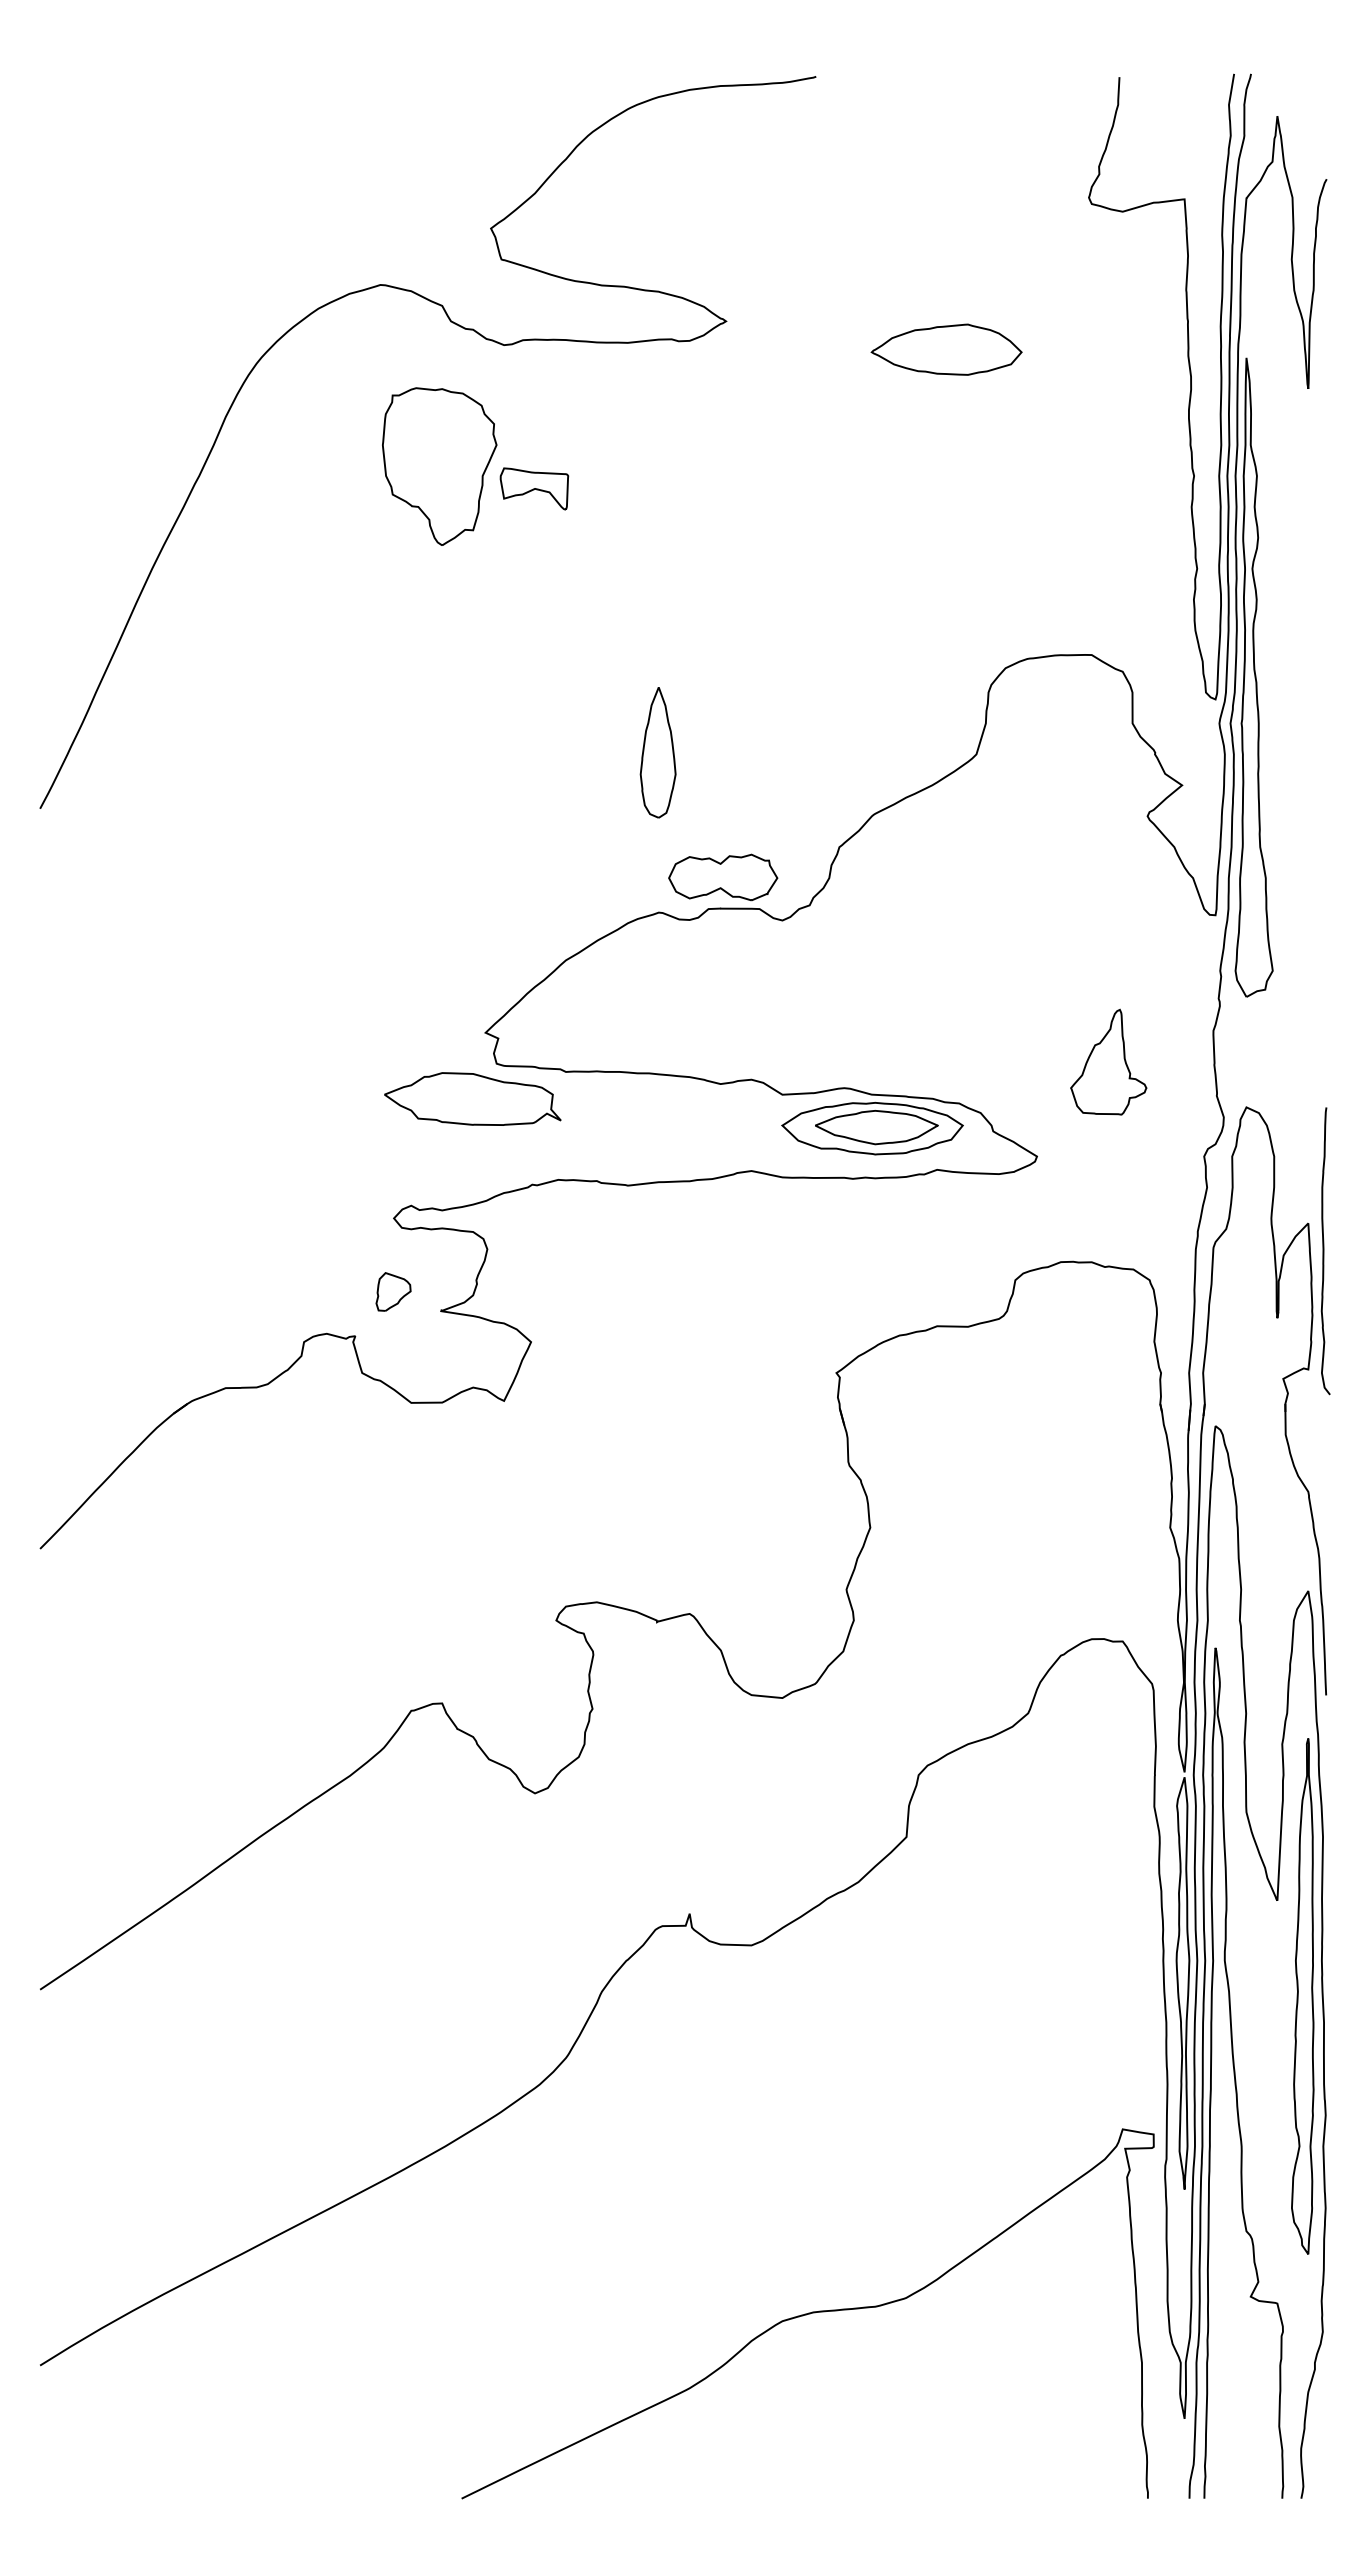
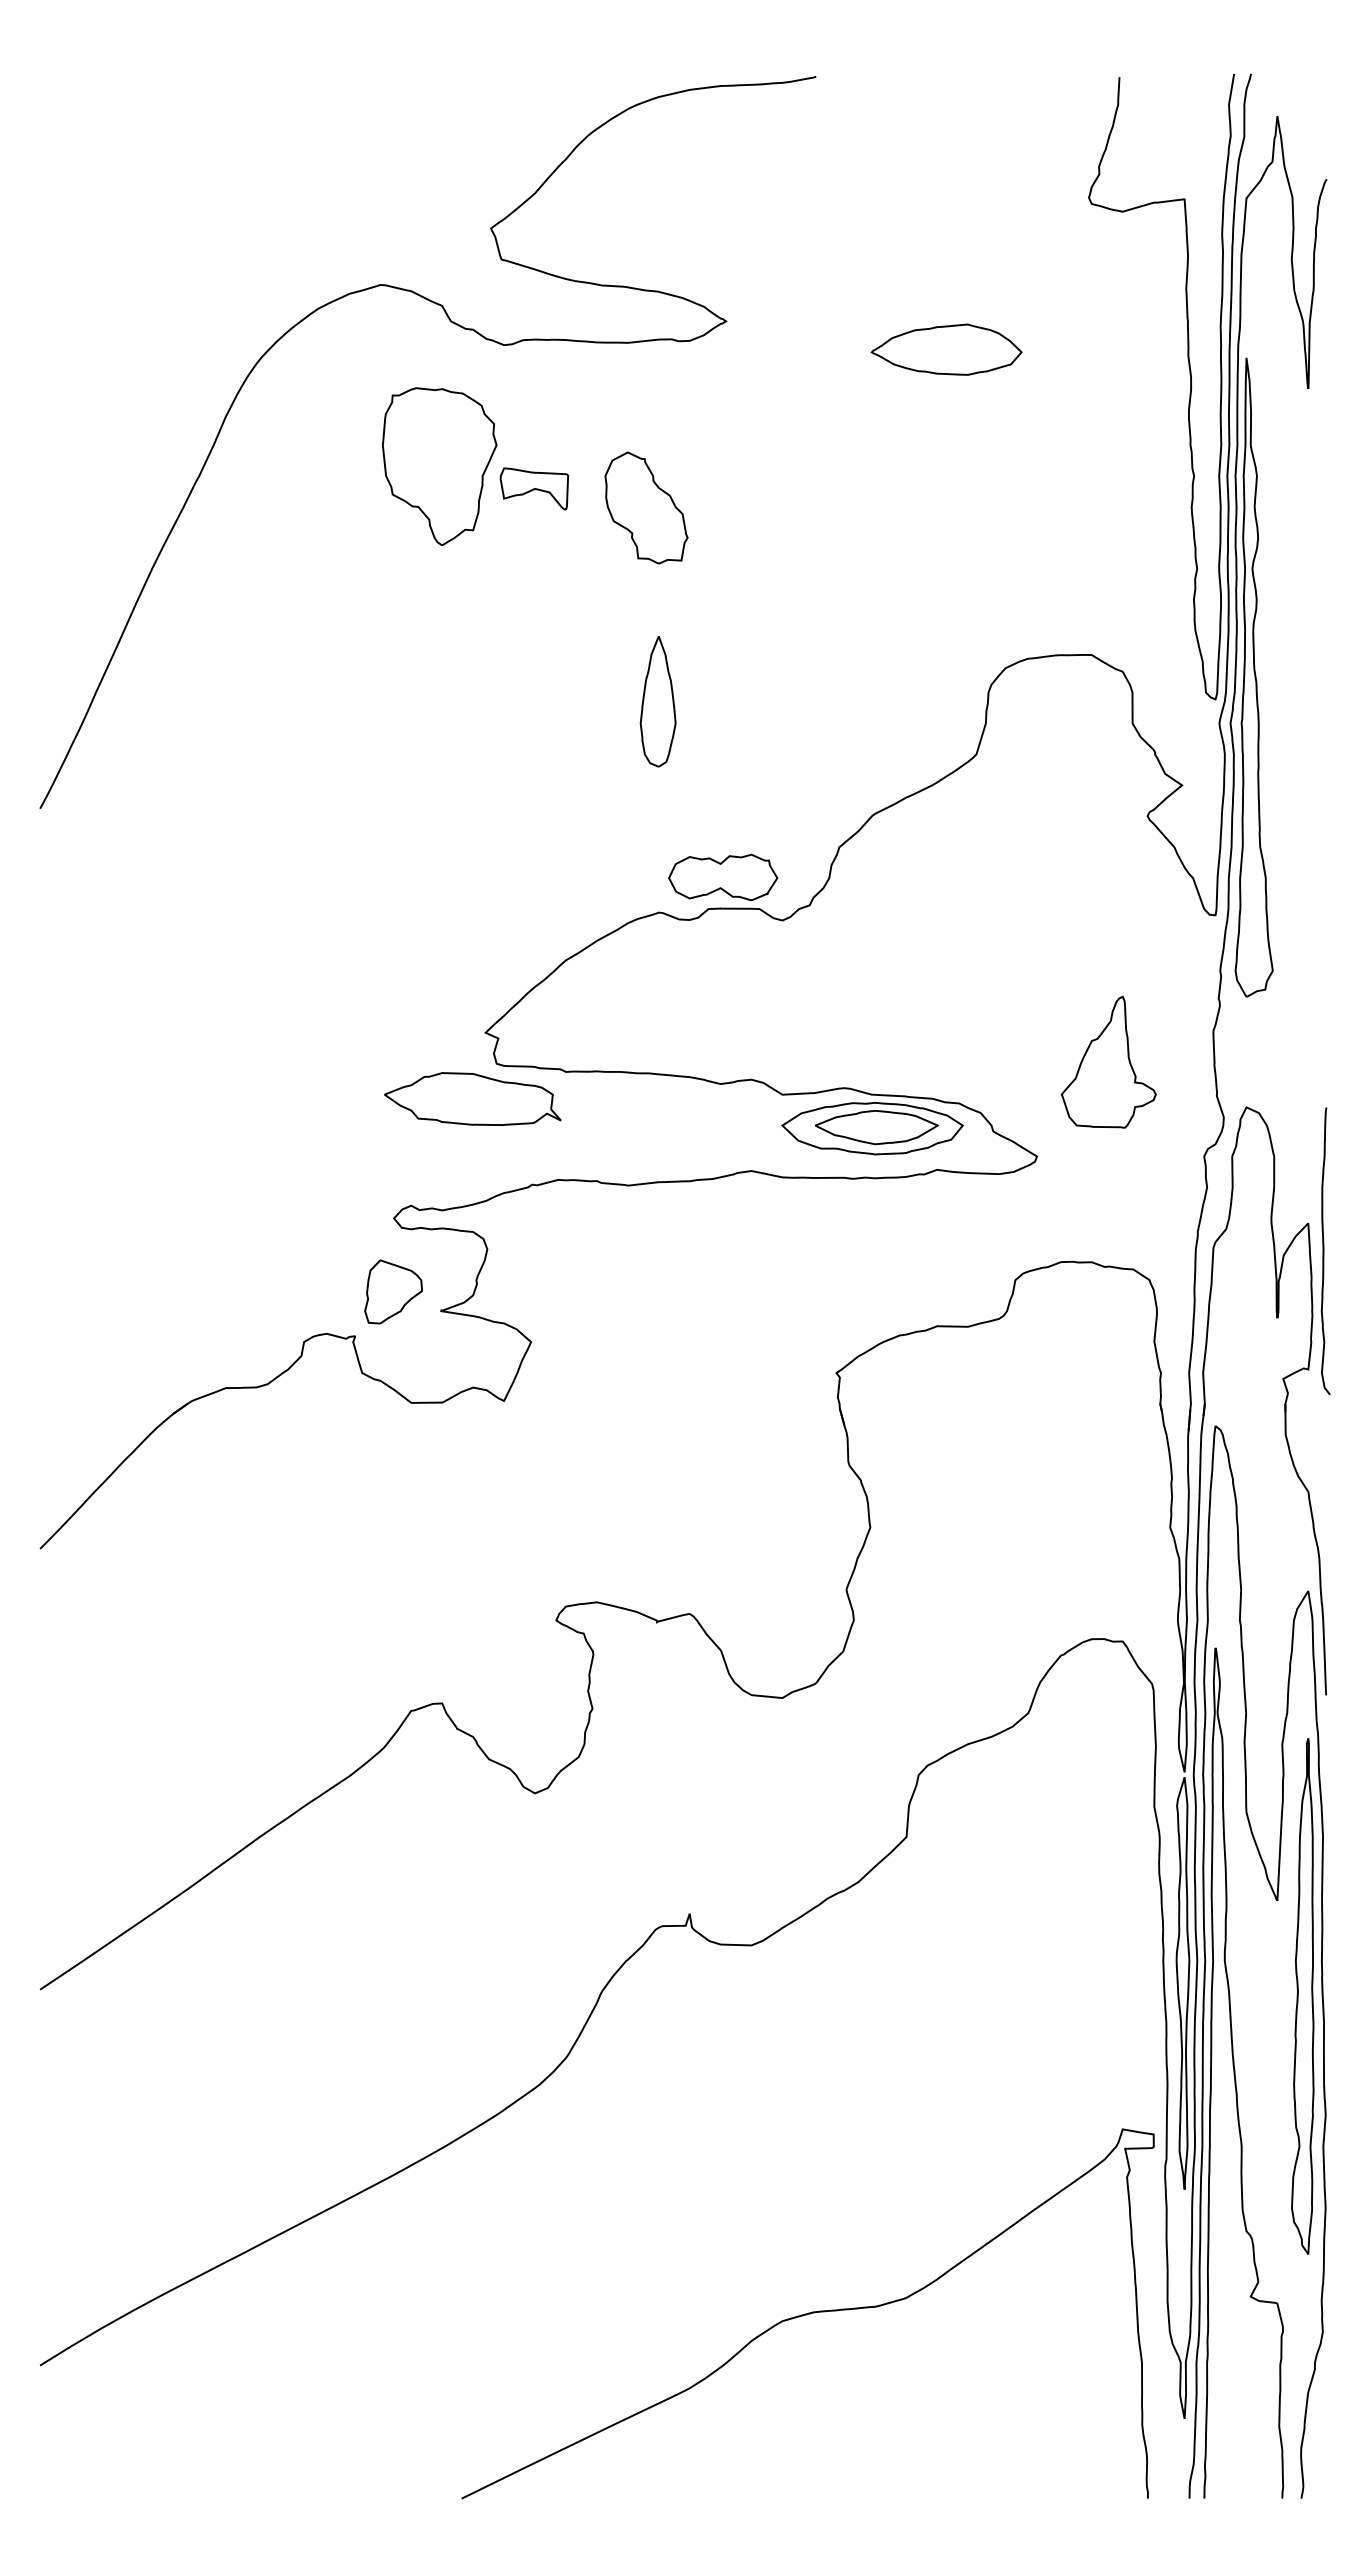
part: none -> present (646, 507)
part position: (657, 752) -> (657, 701) (657, 701)
part size: 78x108 px -> 97x134 px (1108, 1061)
part size: 37x40 px -> 59x66 px (393, 1291)
